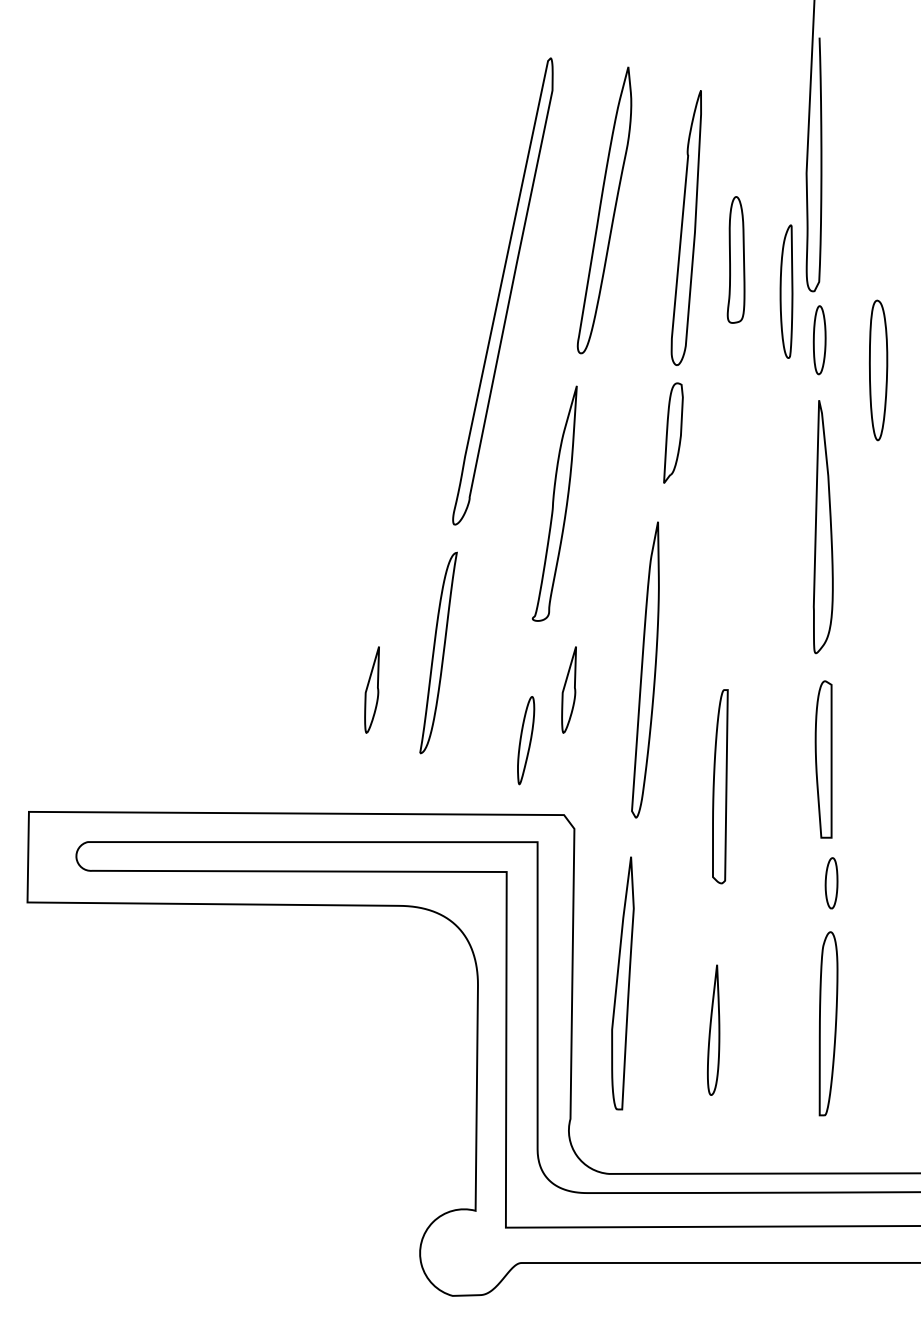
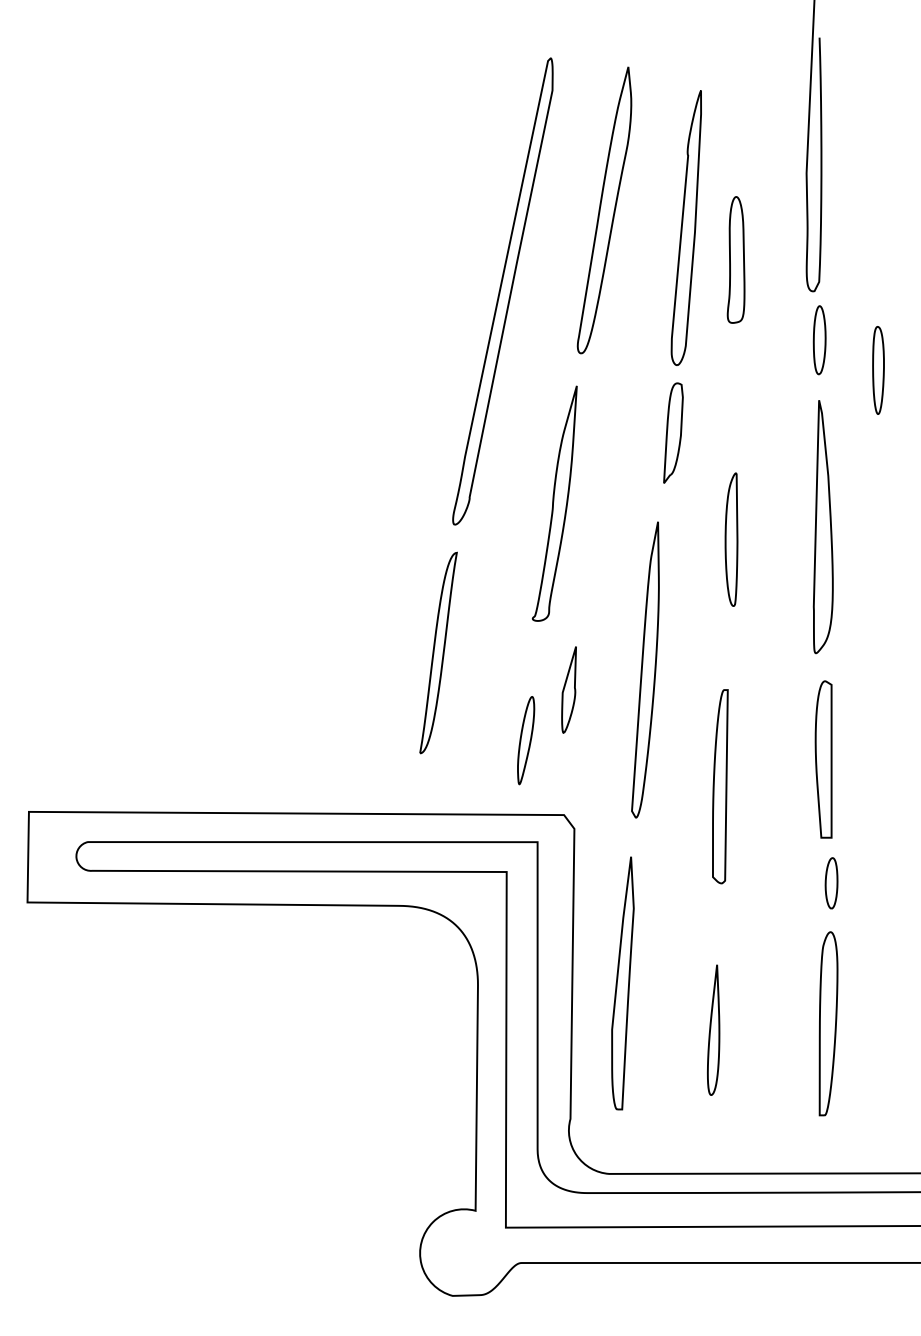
part position: (786, 291) -> (731, 539) (731, 539)
part size: 20x143 px -> 13x89 px (878, 370)
part: present -> none (371, 689)
